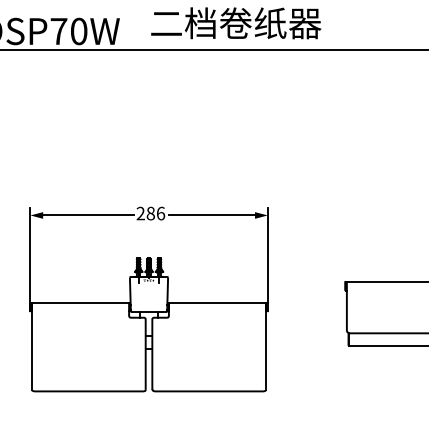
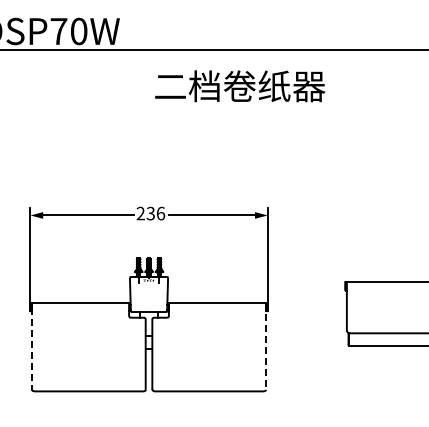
text position: (236, 23) -> (240, 86) (240, 86)
text: 286 -> 236 (150, 213)
line: solid -> dashed (265, 346)
line: solid -> dashed (32, 349)
